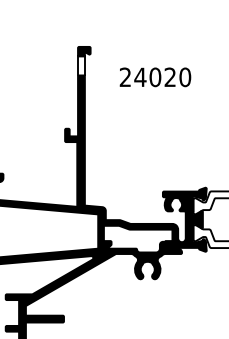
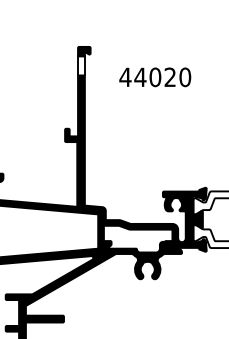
text: 24020 -> 44020 (125, 76)
